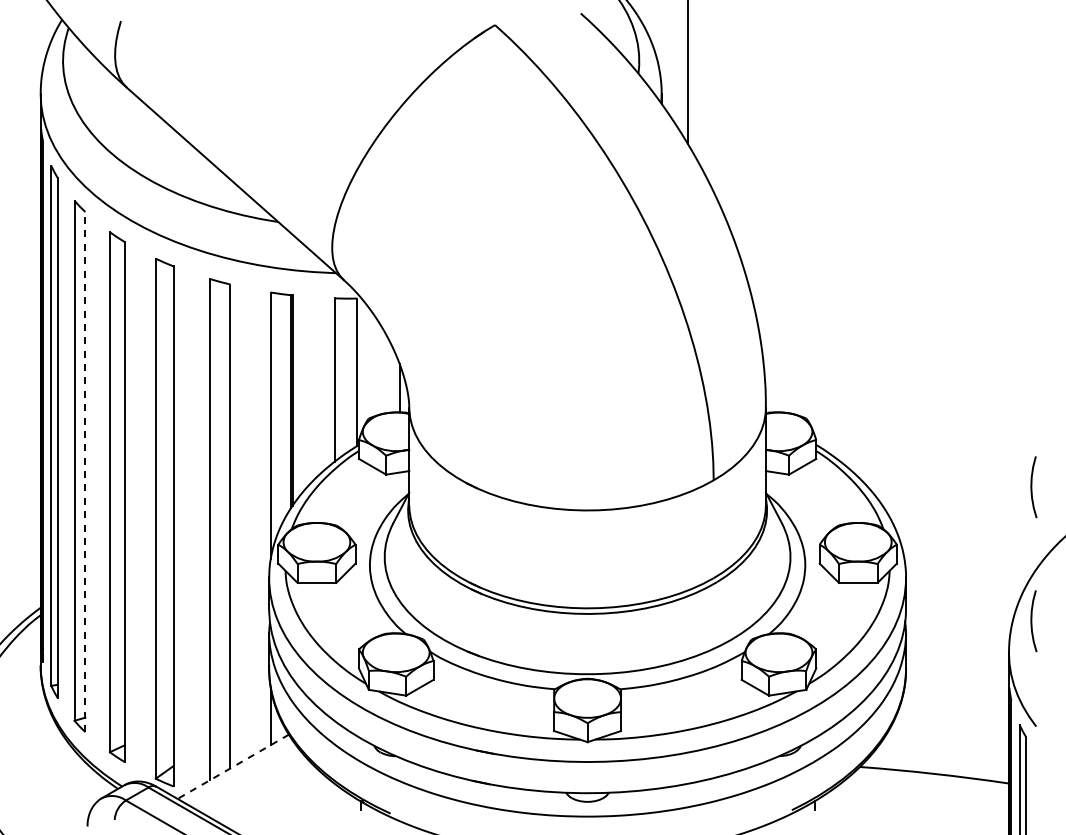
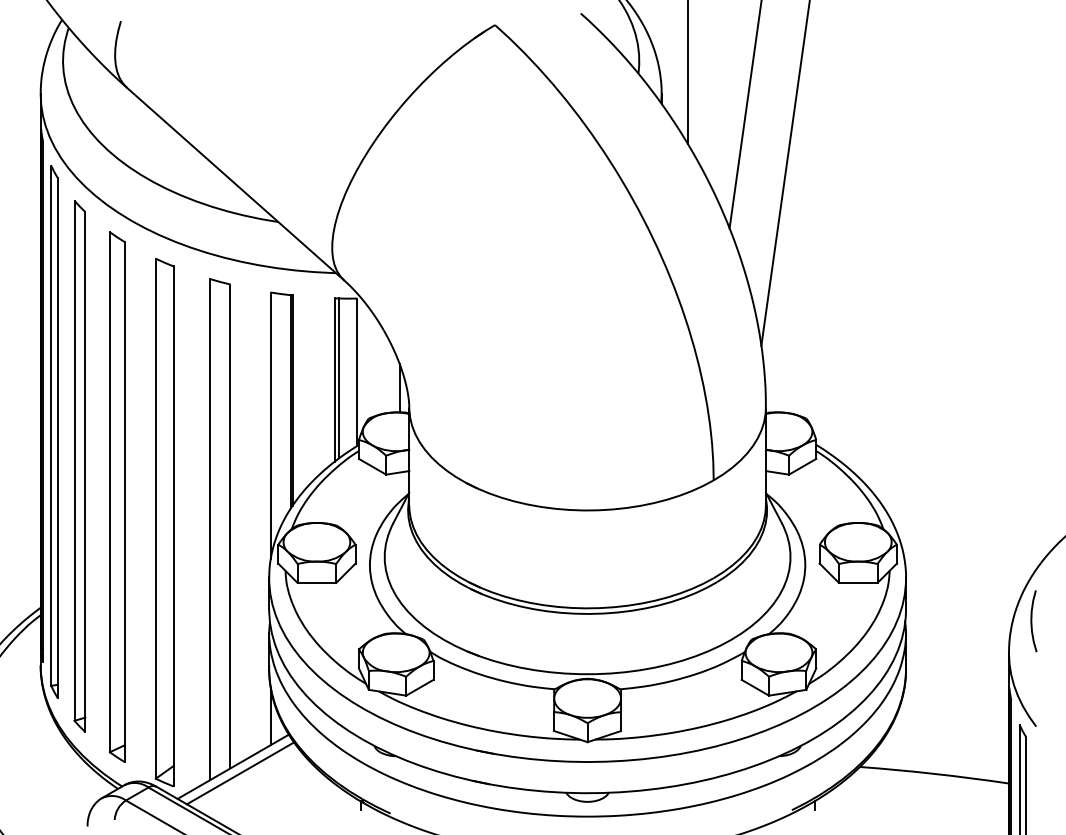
line: none -> present (745, 115)
line: none -> present (785, 173)
line: none -> present (339, 378)
line: dashed -> solid (85, 471)
curve: present -> none (1032, 487)
line: dashed -> solid (232, 767)
line: none -> present (240, 773)
